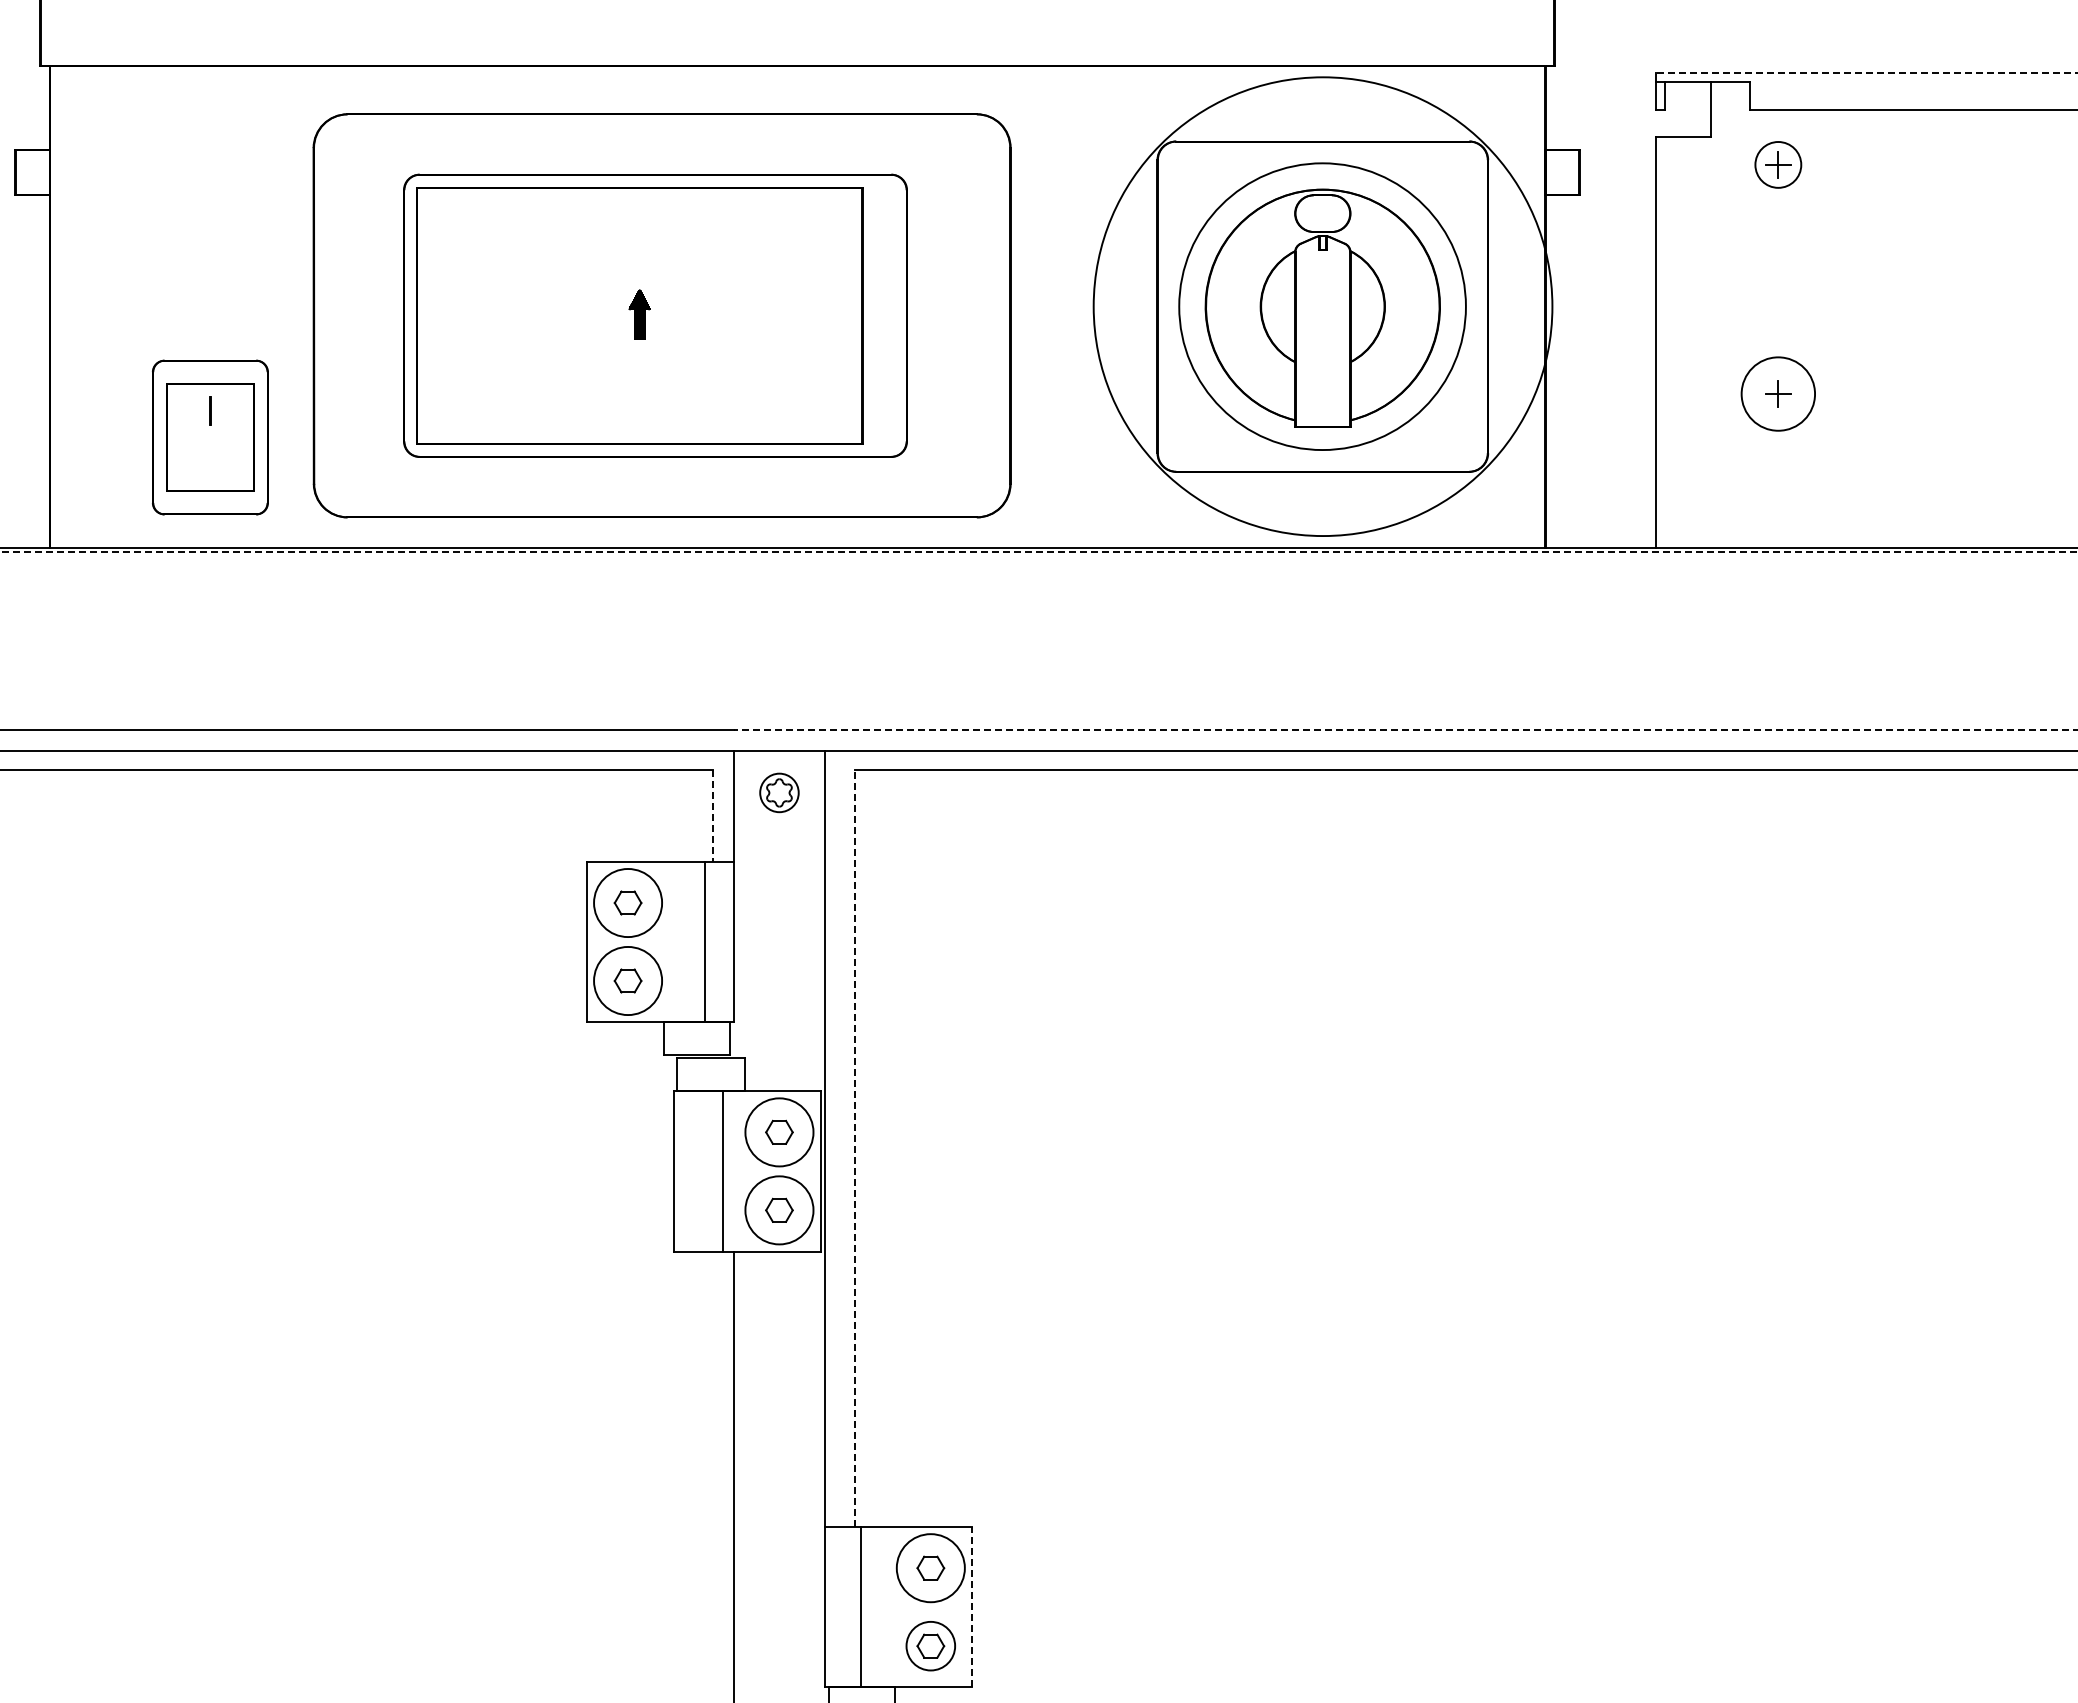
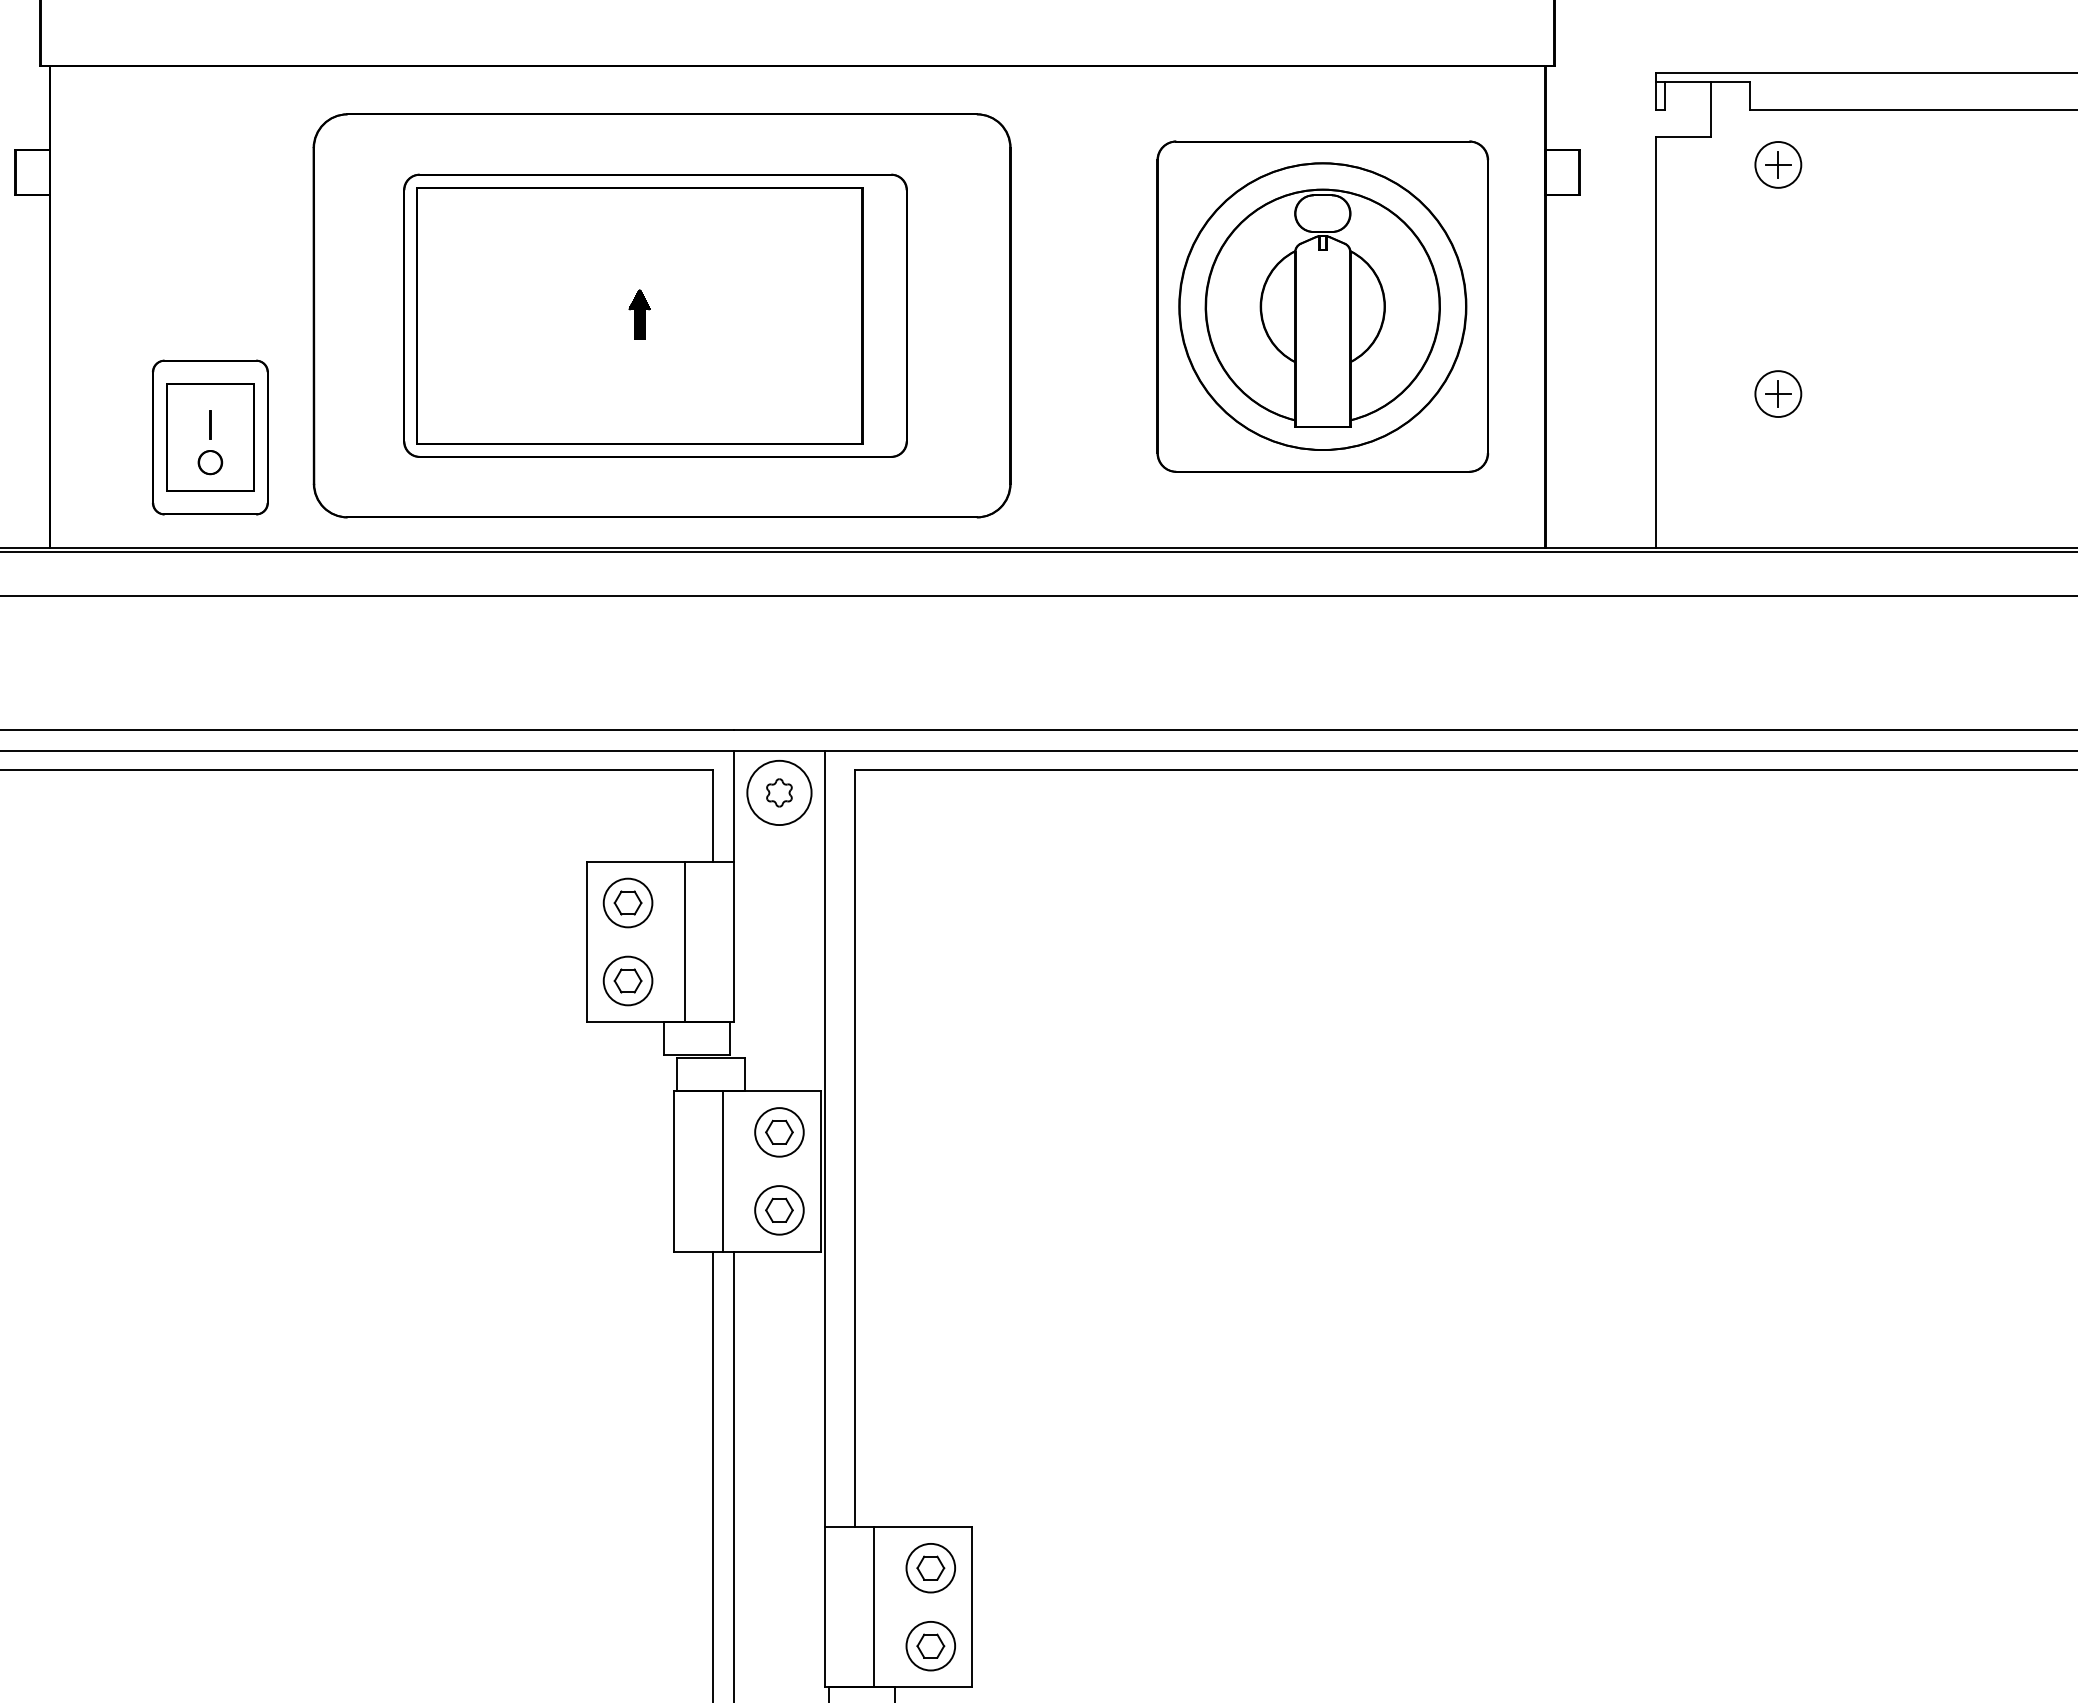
line: dashed -> solid (1866, 73)
circle diameter: 459 px -> 287 px (1322, 306)
circle diameter: 73 px -> 46 px (1778, 394)
line position: (210, 410) -> (210, 424) (210, 424)
part: none -> present (210, 462)
line: dashed -> solid (1039, 552)
line: none -> present (1038, 596)
line: dashed -> solid (1405, 729)
circle diameter: 39 px -> 64 px (779, 792)
line: dashed -> solid (712, 815)
circle diameter: 68 px -> 49 px (627, 902)
line position: (704, 941) -> (684, 941) (684, 941)
circle diameter: 68 px -> 49 px (627, 980)
circle diameter: 68 px -> 49 px (779, 1132)
line: dashed -> solid (854, 1147)
circle diameter: 68 px -> 49 px (779, 1210)
line: none -> present (712, 1475)
circle diameter: 68 px -> 49 px (930, 1567)
line position: (861, 1606) -> (874, 1606) (874, 1606)
line: dashed -> solid (972, 1606)
